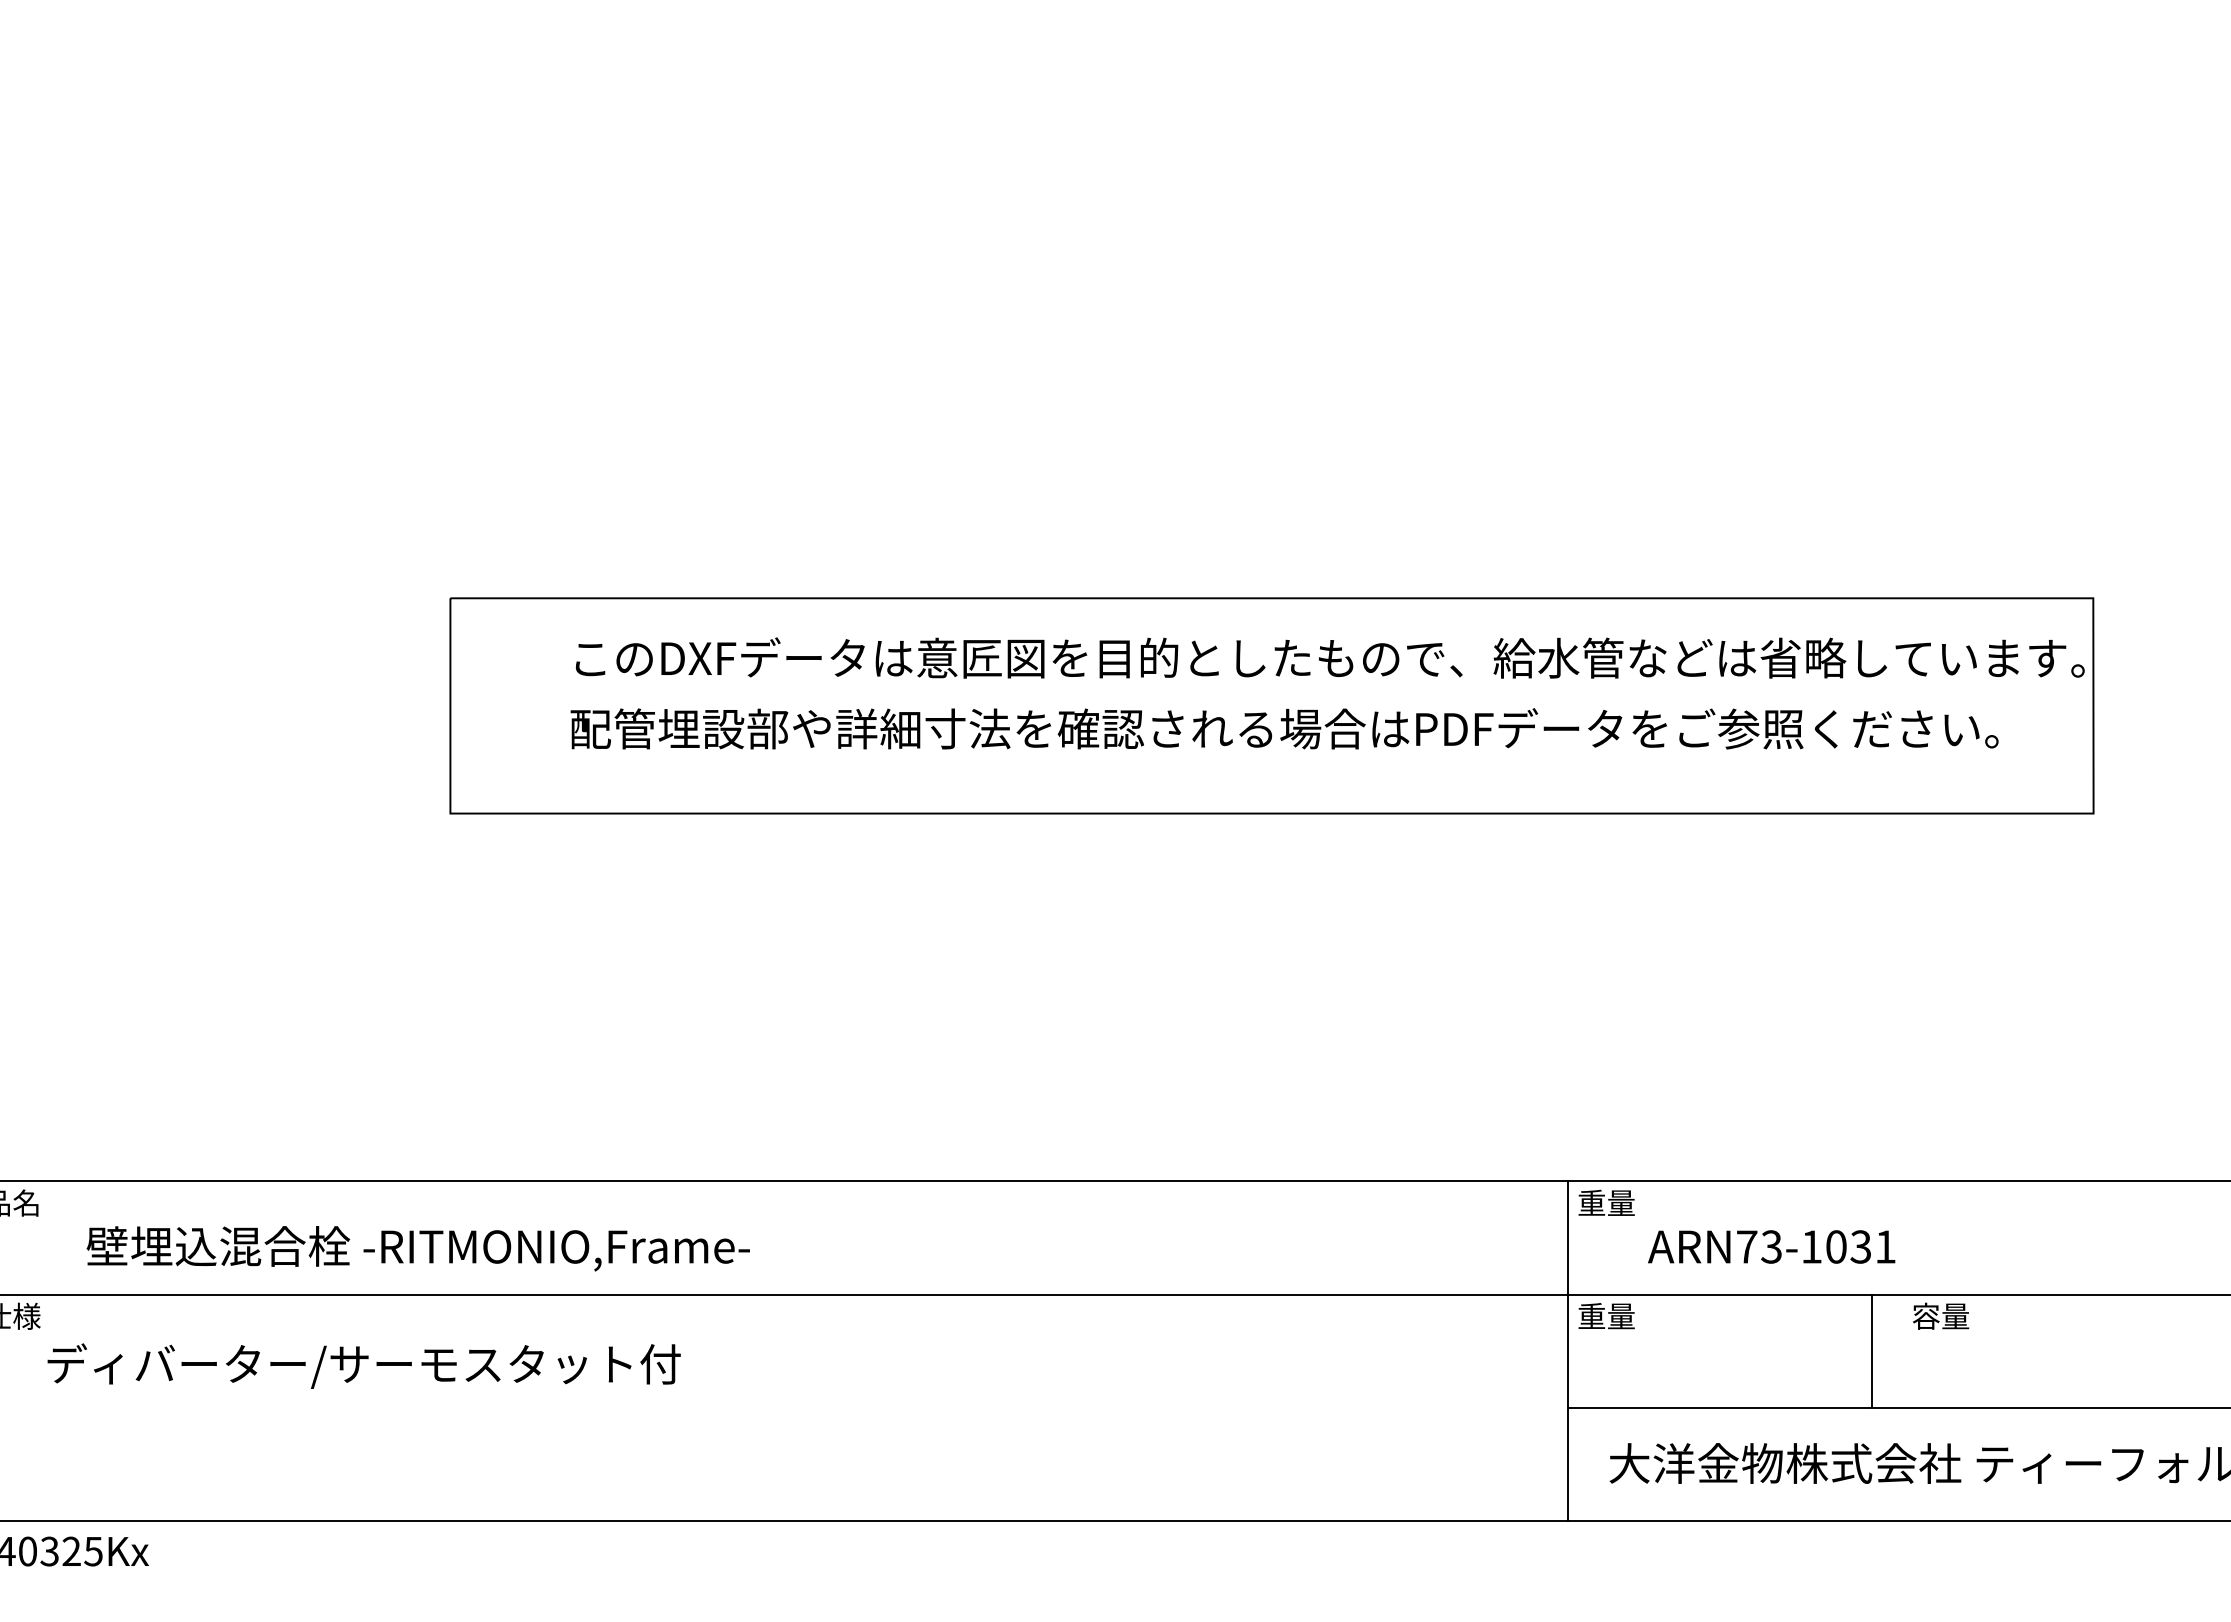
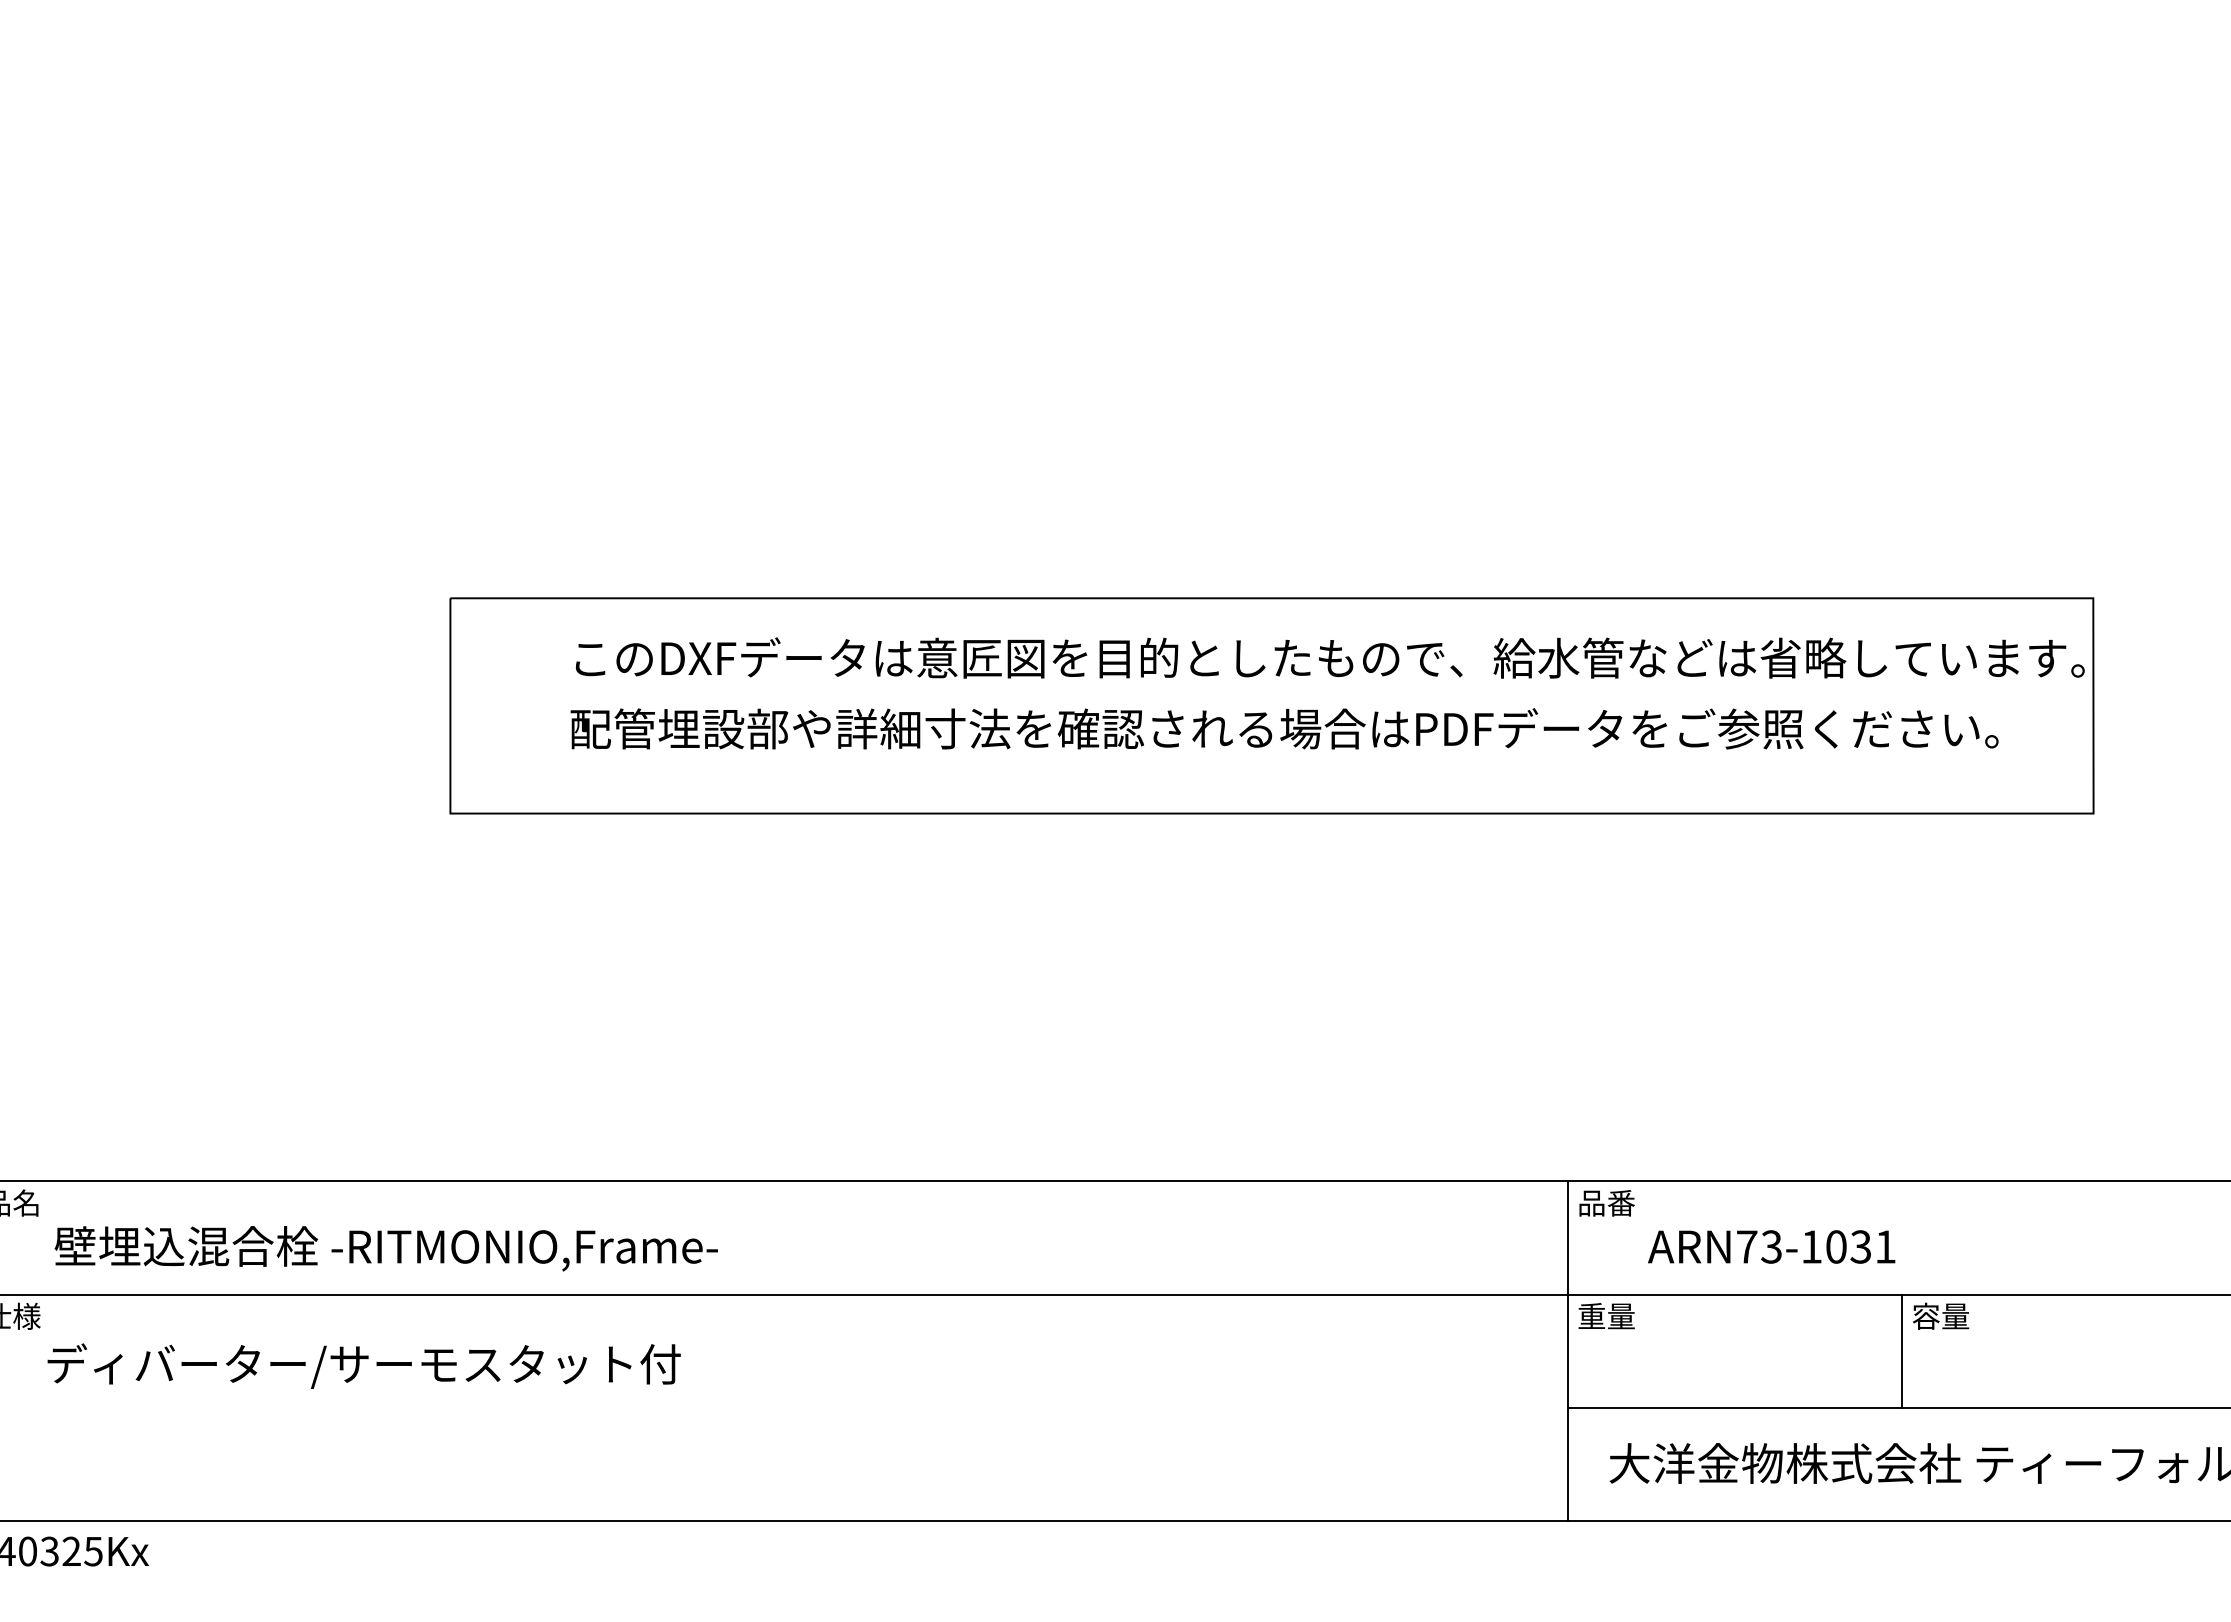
text: 重量 -> 品番 (1606, 1202)
text position: (417, 1248) -> (385, 1248) (385, 1248)
line position: (1872, 1350) -> (1902, 1350) (1902, 1350)
